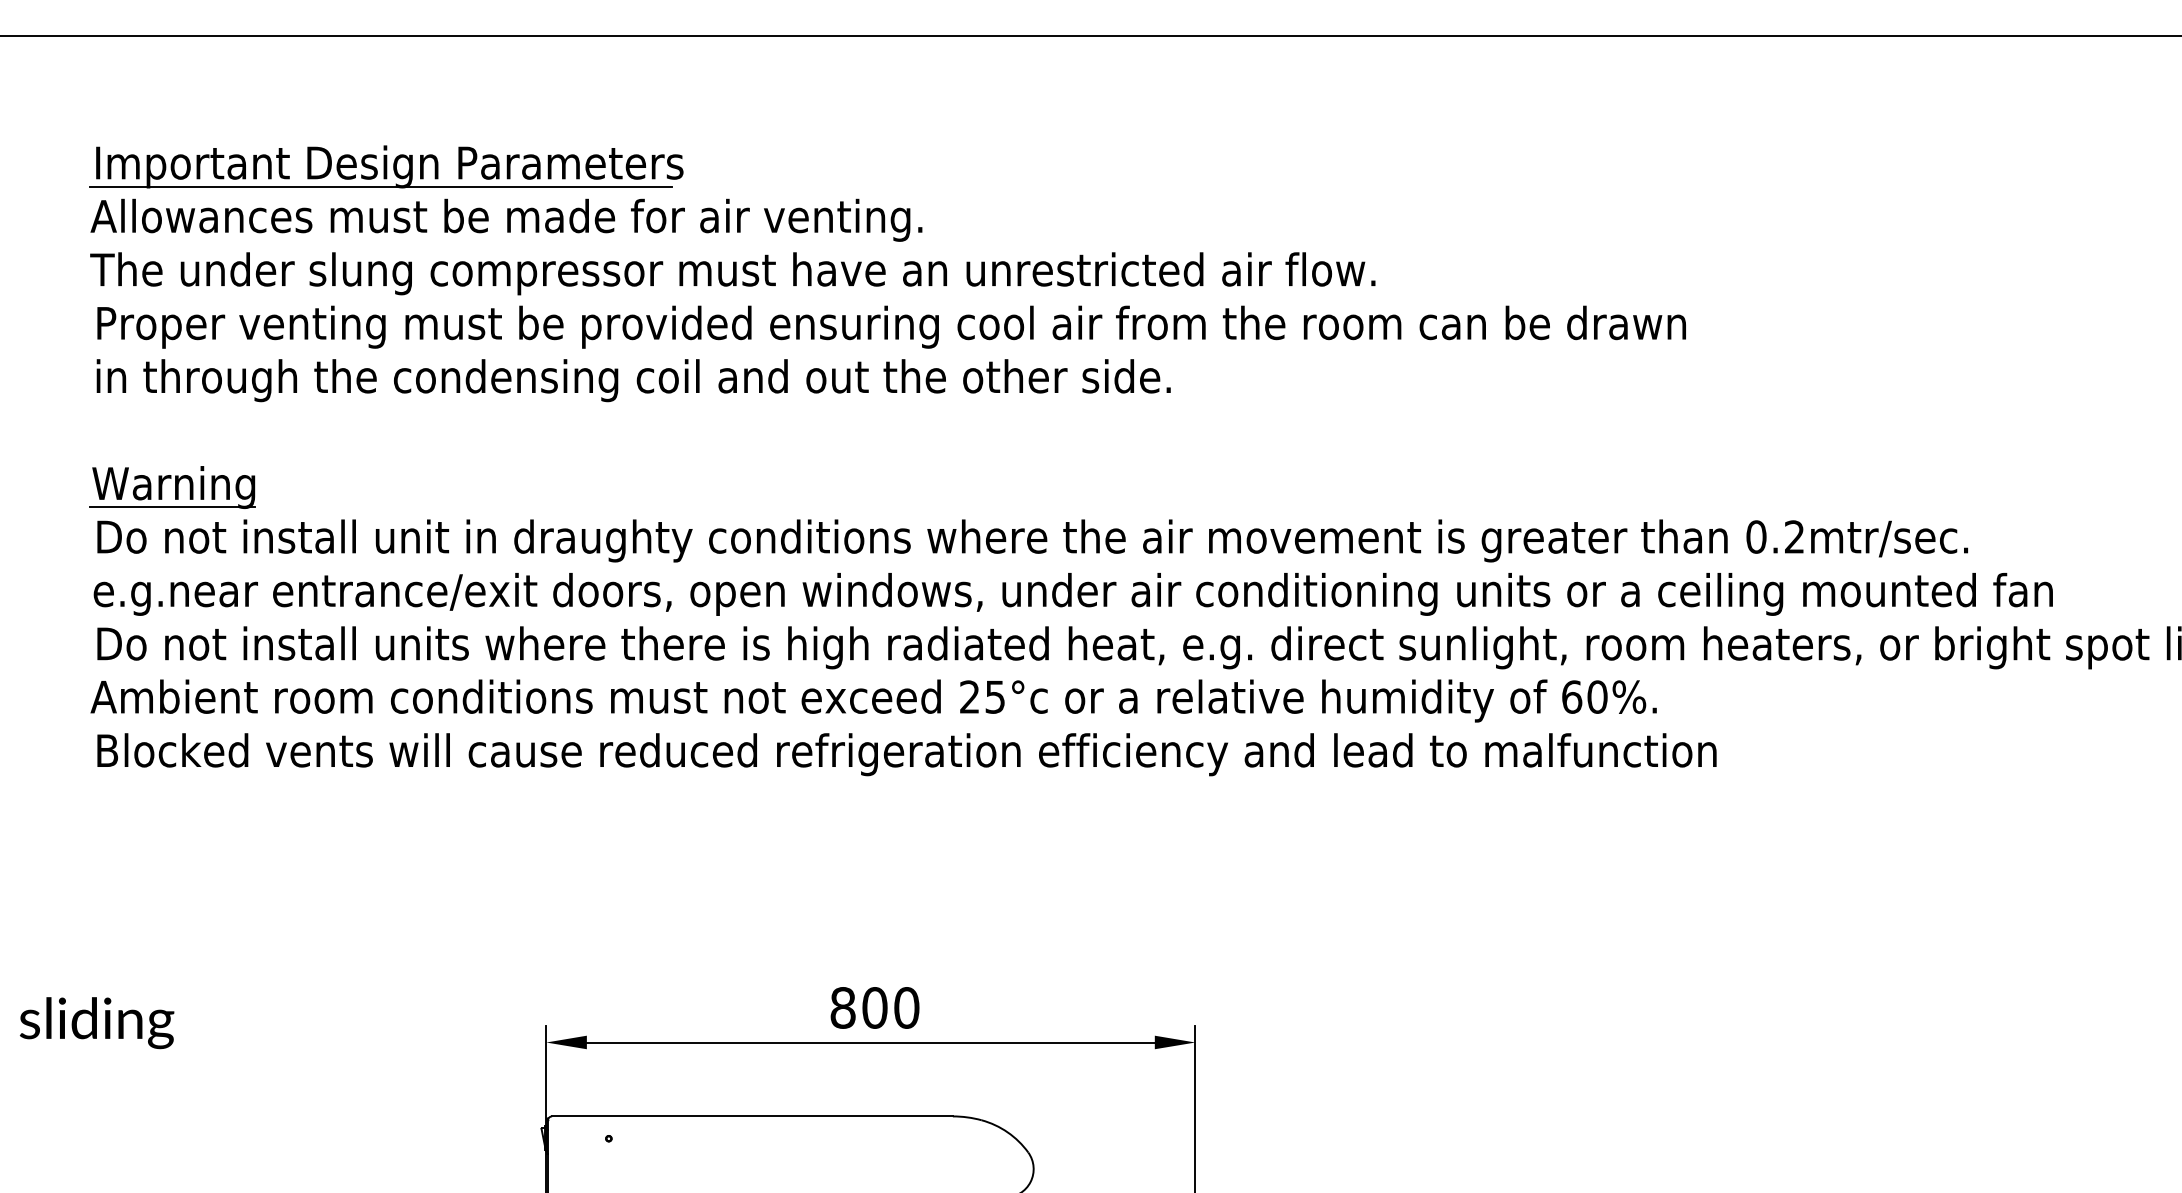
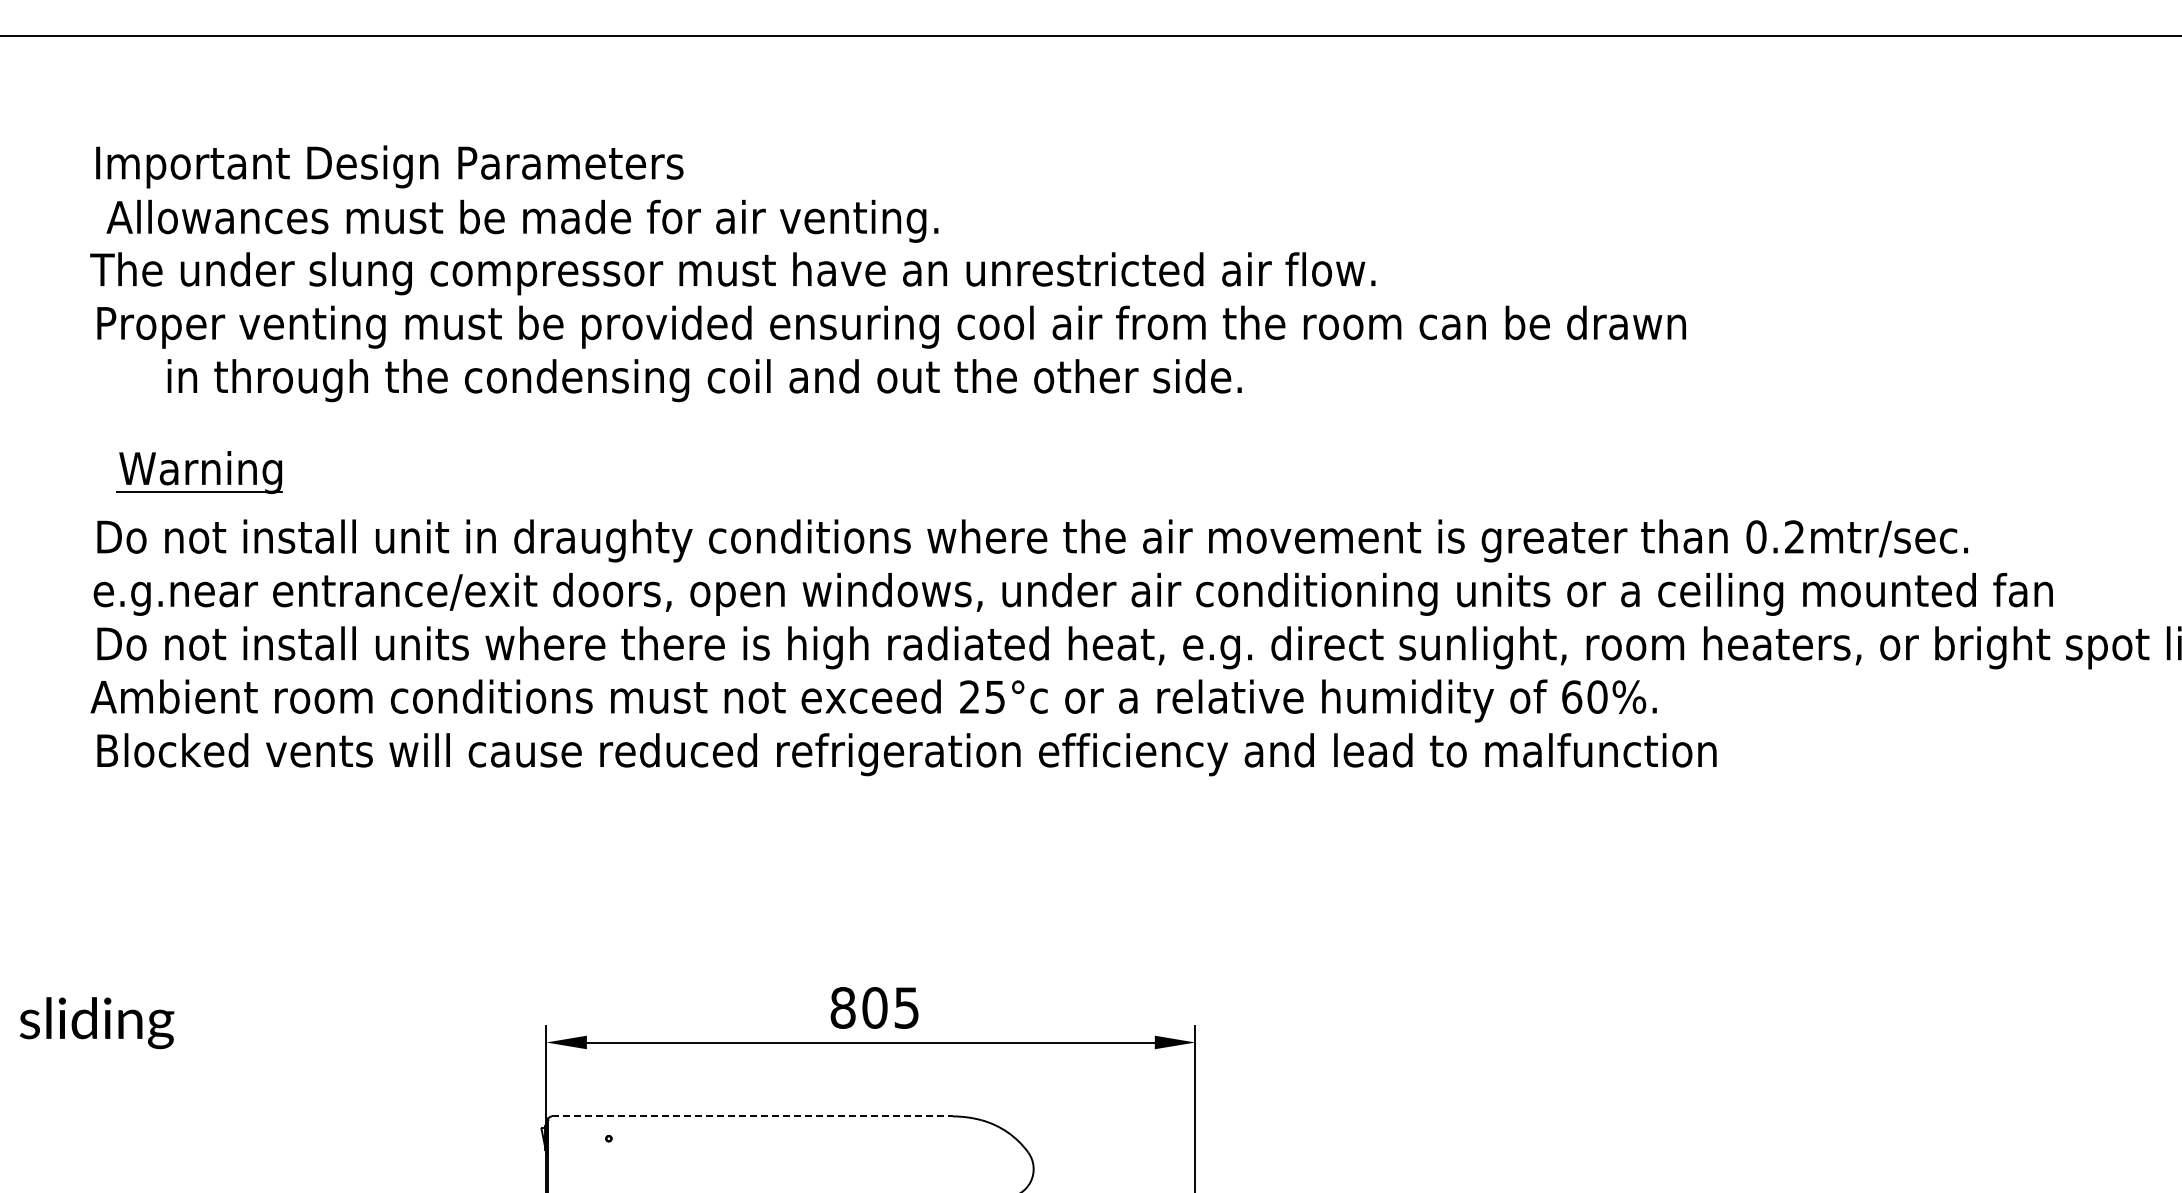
line: present -> none (380, 186)
text position: (506, 219) -> (522, 220) (522, 220)
text position: (633, 380) -> (704, 380) (704, 380)
part position: (172, 487) -> (199, 472) (199, 472)
text: 800 -> 805 (906, 1007)
line: solid -> dashed (752, 1116)
